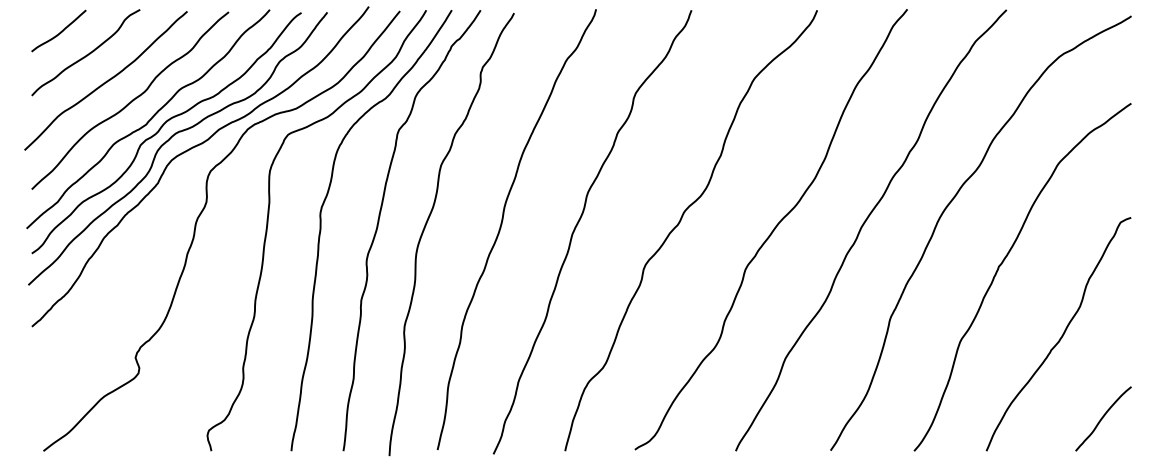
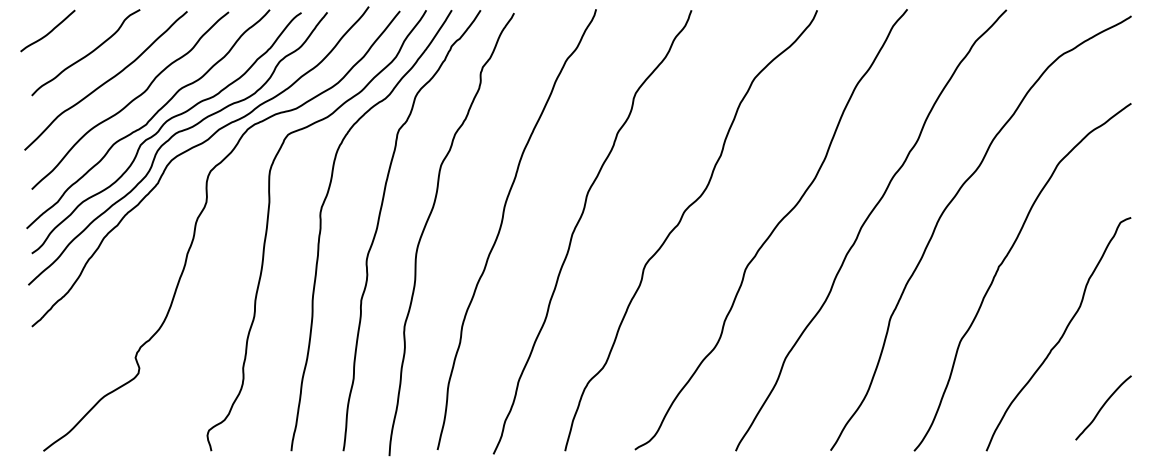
curve position: (60, 31) -> (49, 31) (49, 31)
curve position: (1103, 418) -> (1103, 407) (1103, 407)
